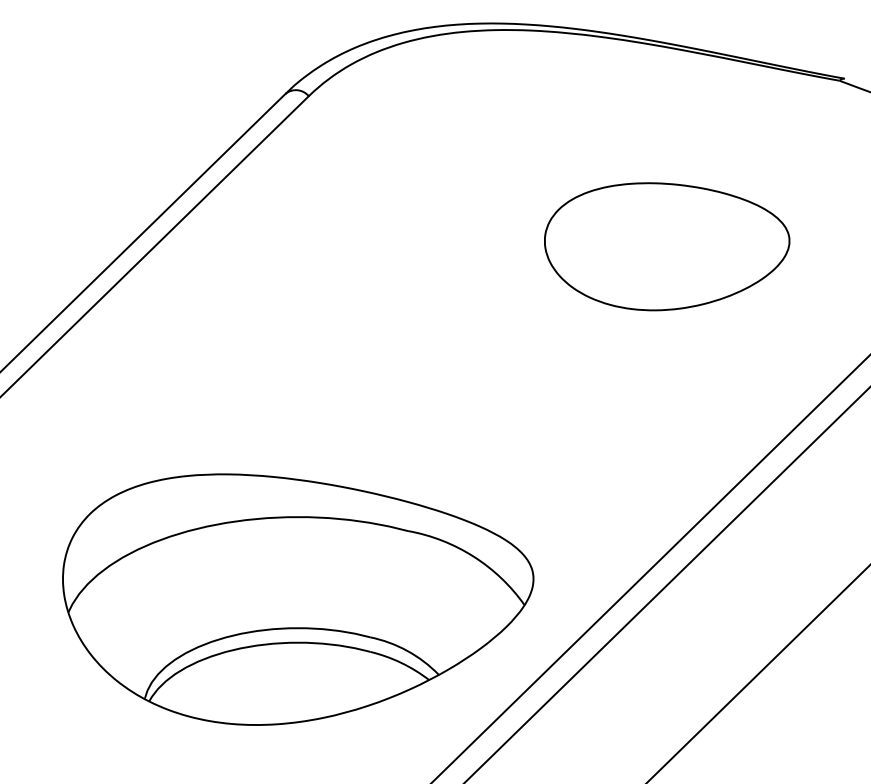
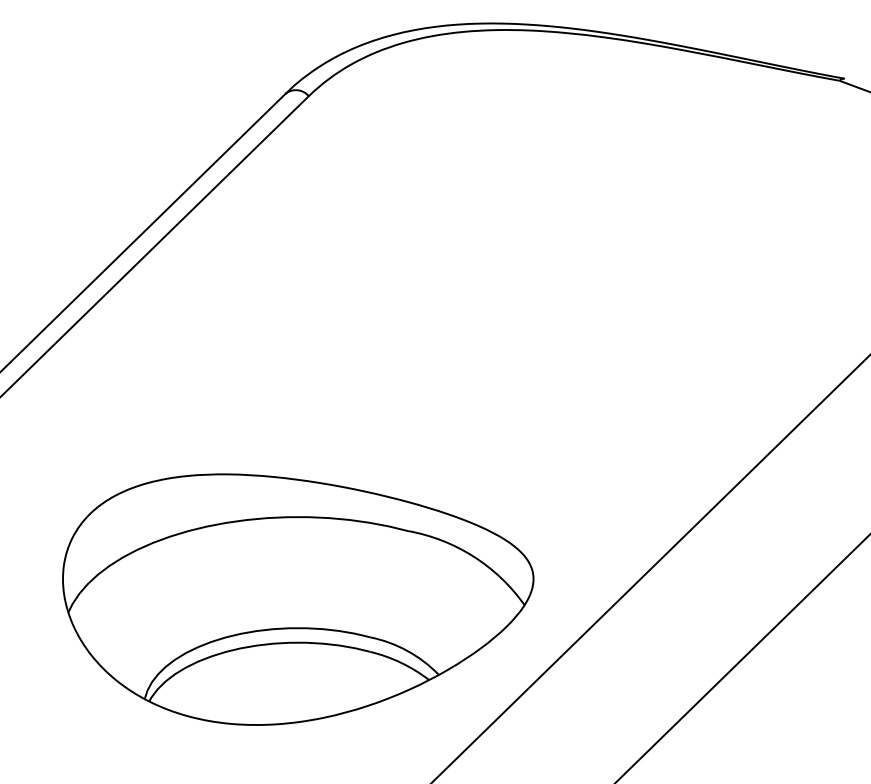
part: present -> none (667, 246)
line: present -> none (666, 584)
line position: (758, 673) -> (742, 658) (742, 658)
